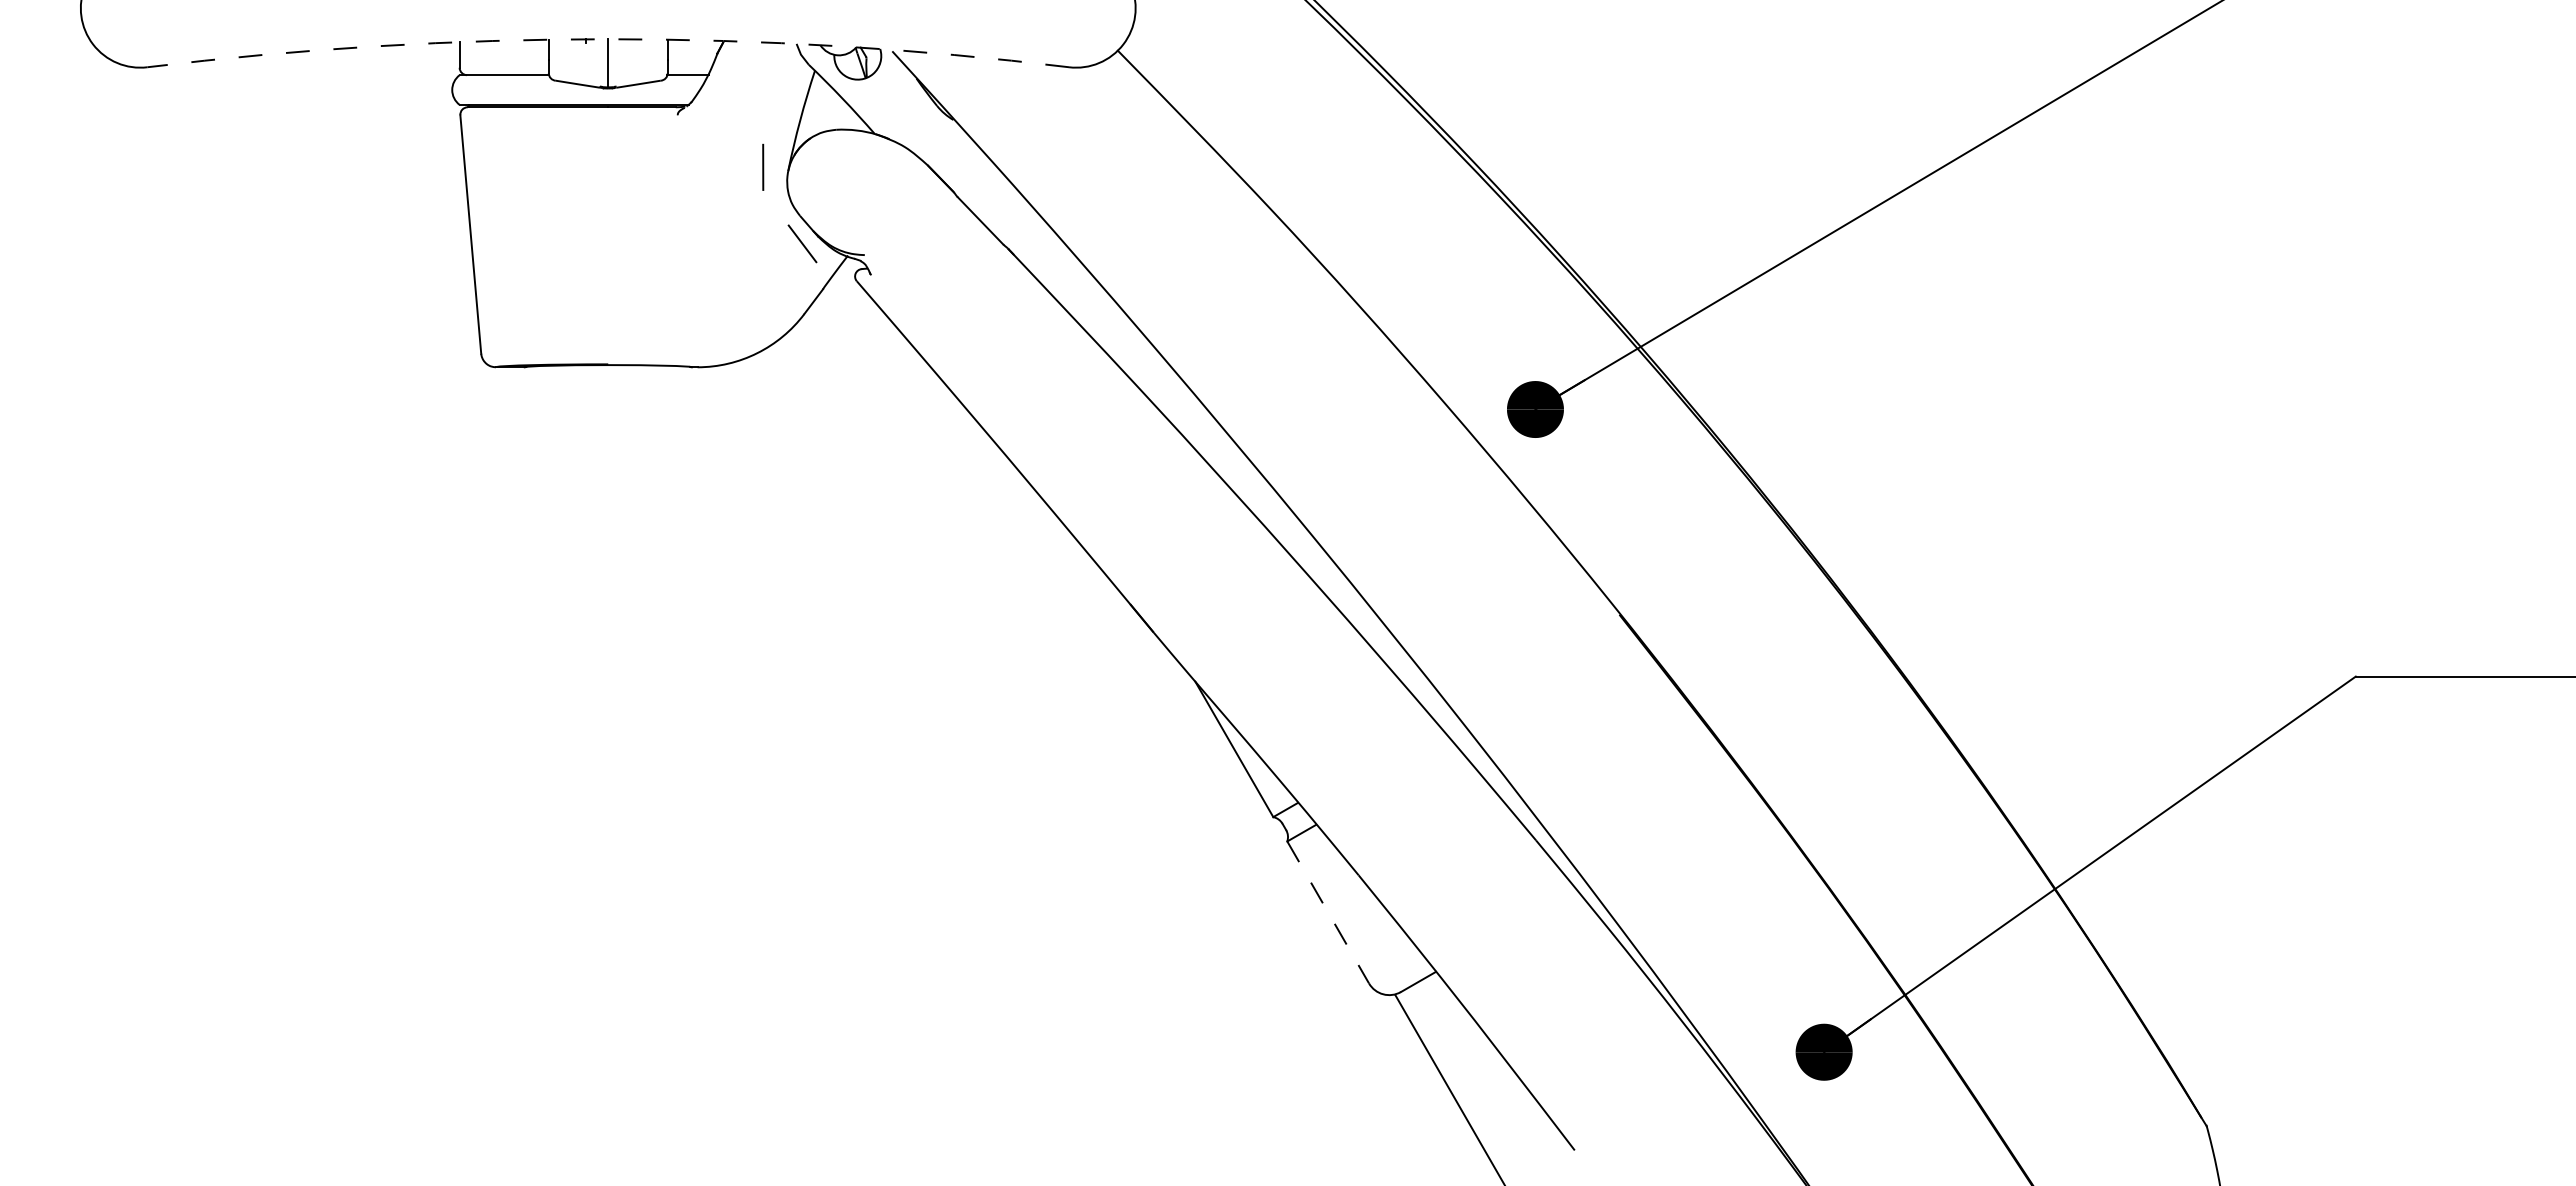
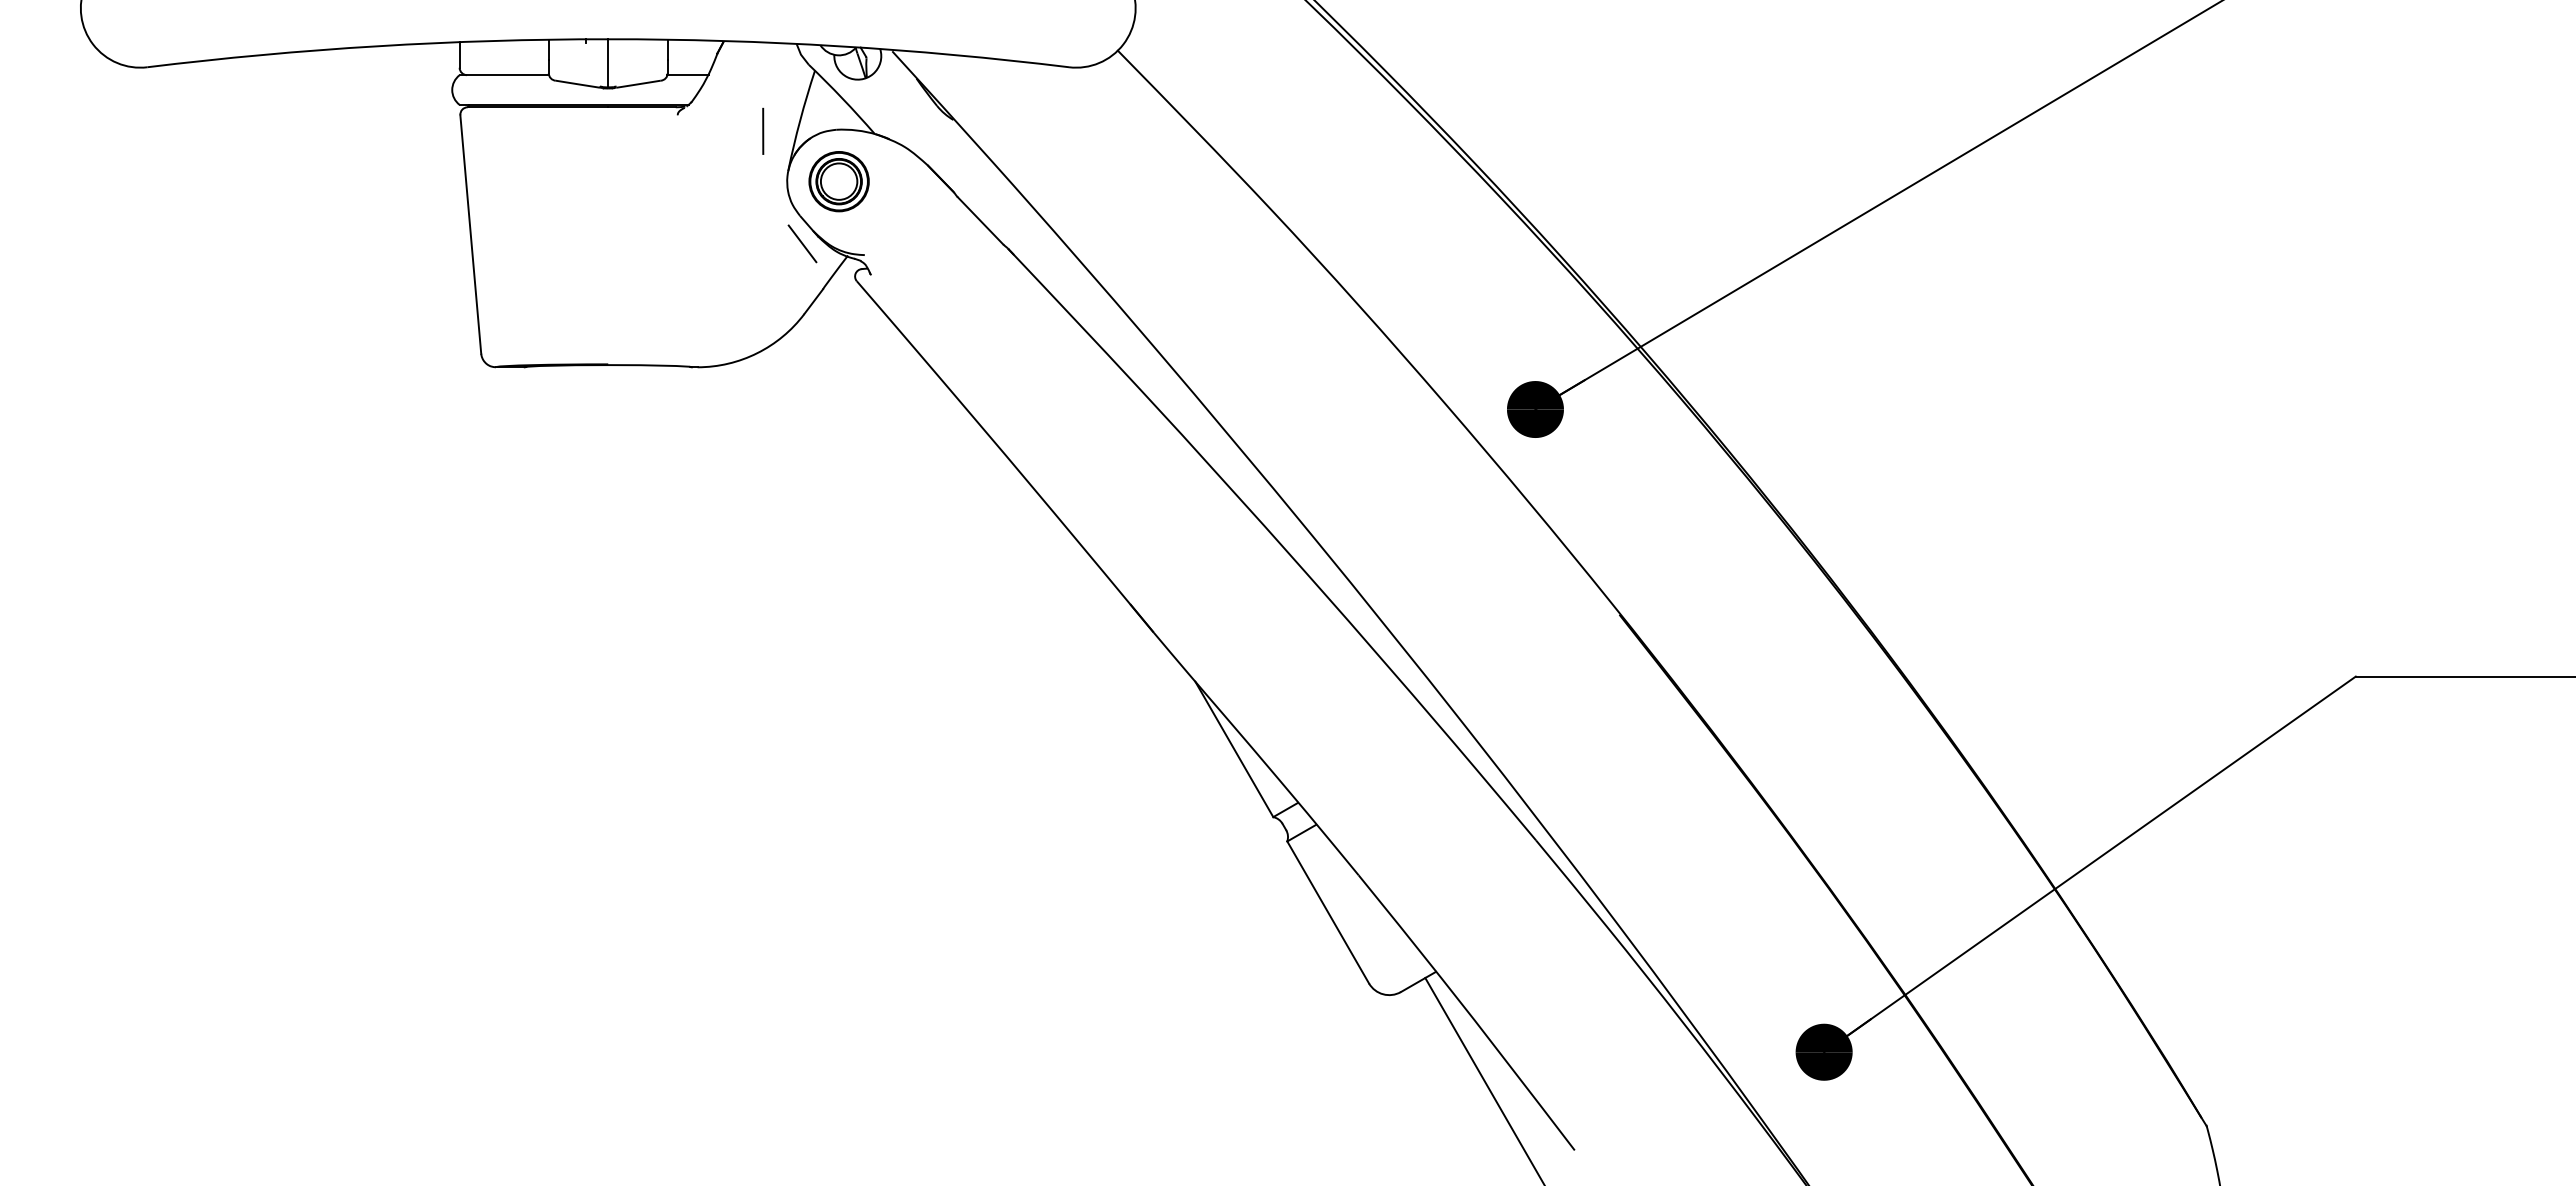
arc: dashed -> solid (608, 39)
line position: (763, 166) -> (763, 130) (763, 130)
part: none -> present (838, 181)
line: dashed -> solid (1328, 912)
line position: (1449, 1088) -> (1484, 1080) (1484, 1080)
